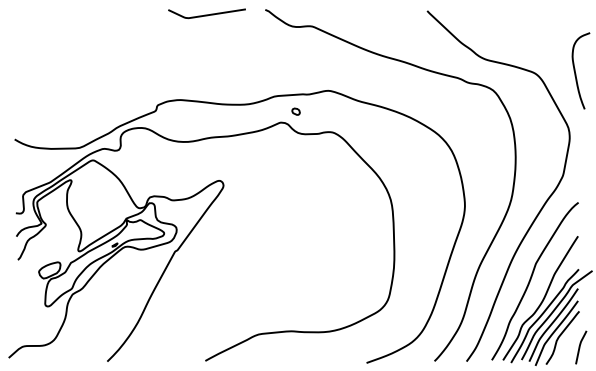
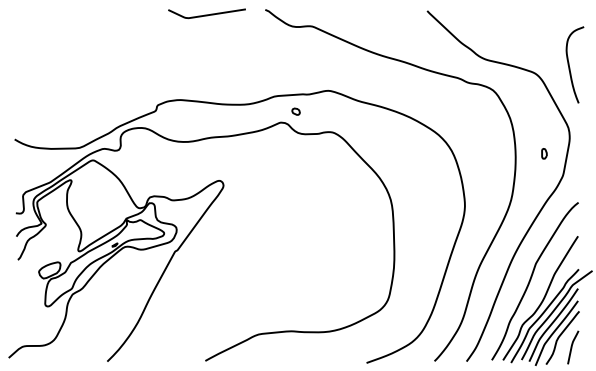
curve position: (575, 70) -> (569, 64) (569, 64)
part: none -> present (544, 153)
curve position: (580, 347) -> (572, 347) (572, 347)
